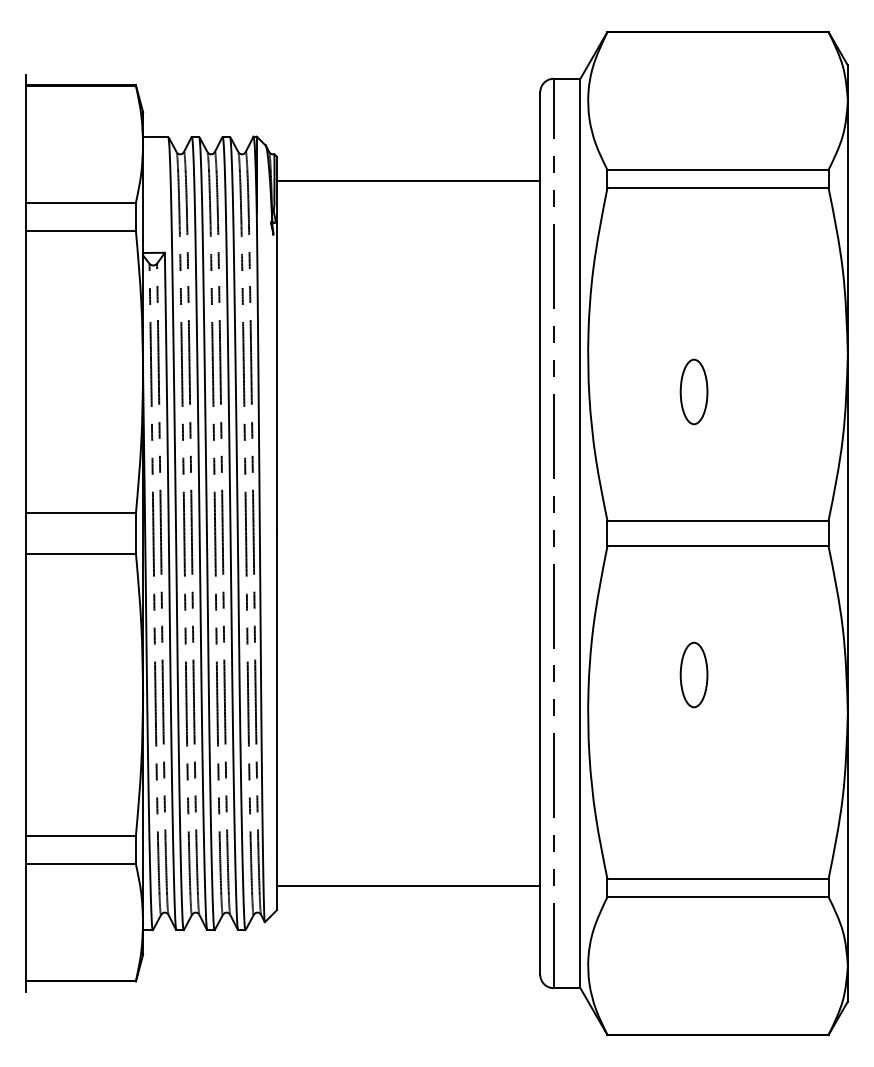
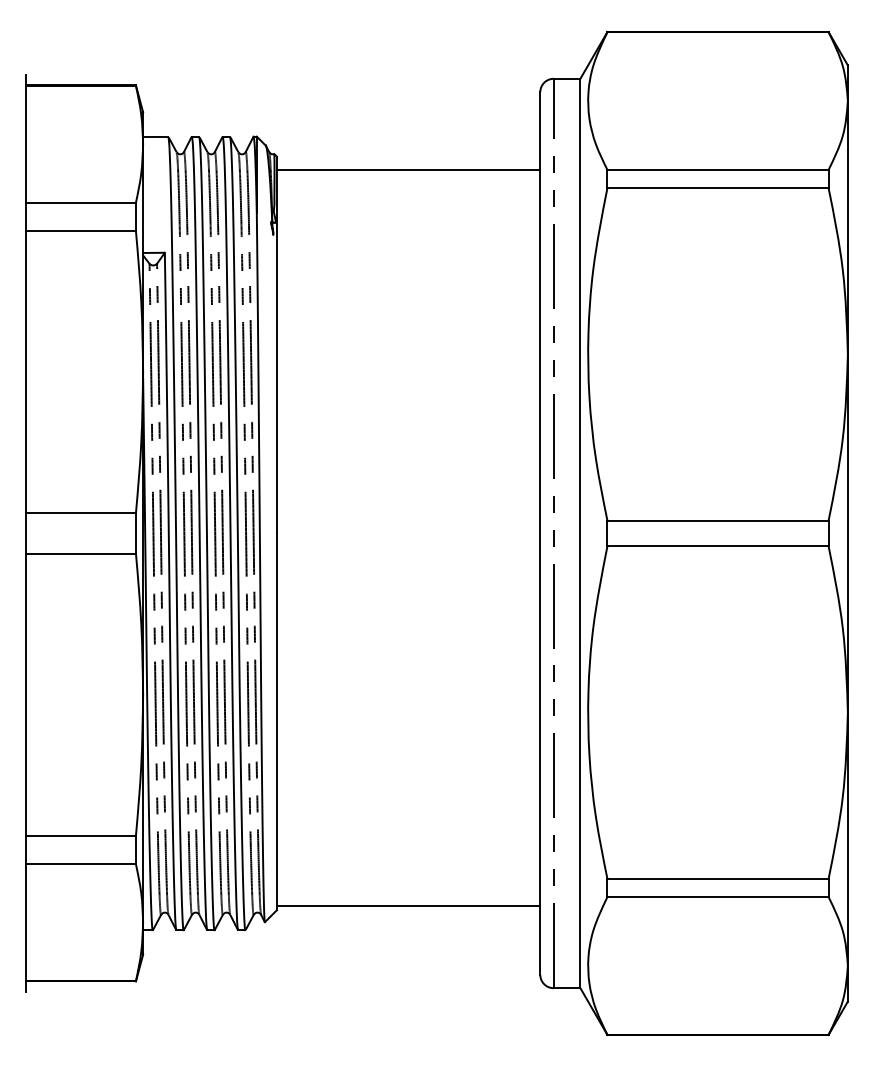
line position: (408, 181) -> (408, 170) (408, 170)
part: present -> none (693, 391)
part: present -> none (693, 674)
line position: (408, 885) -> (408, 905) (408, 905)
